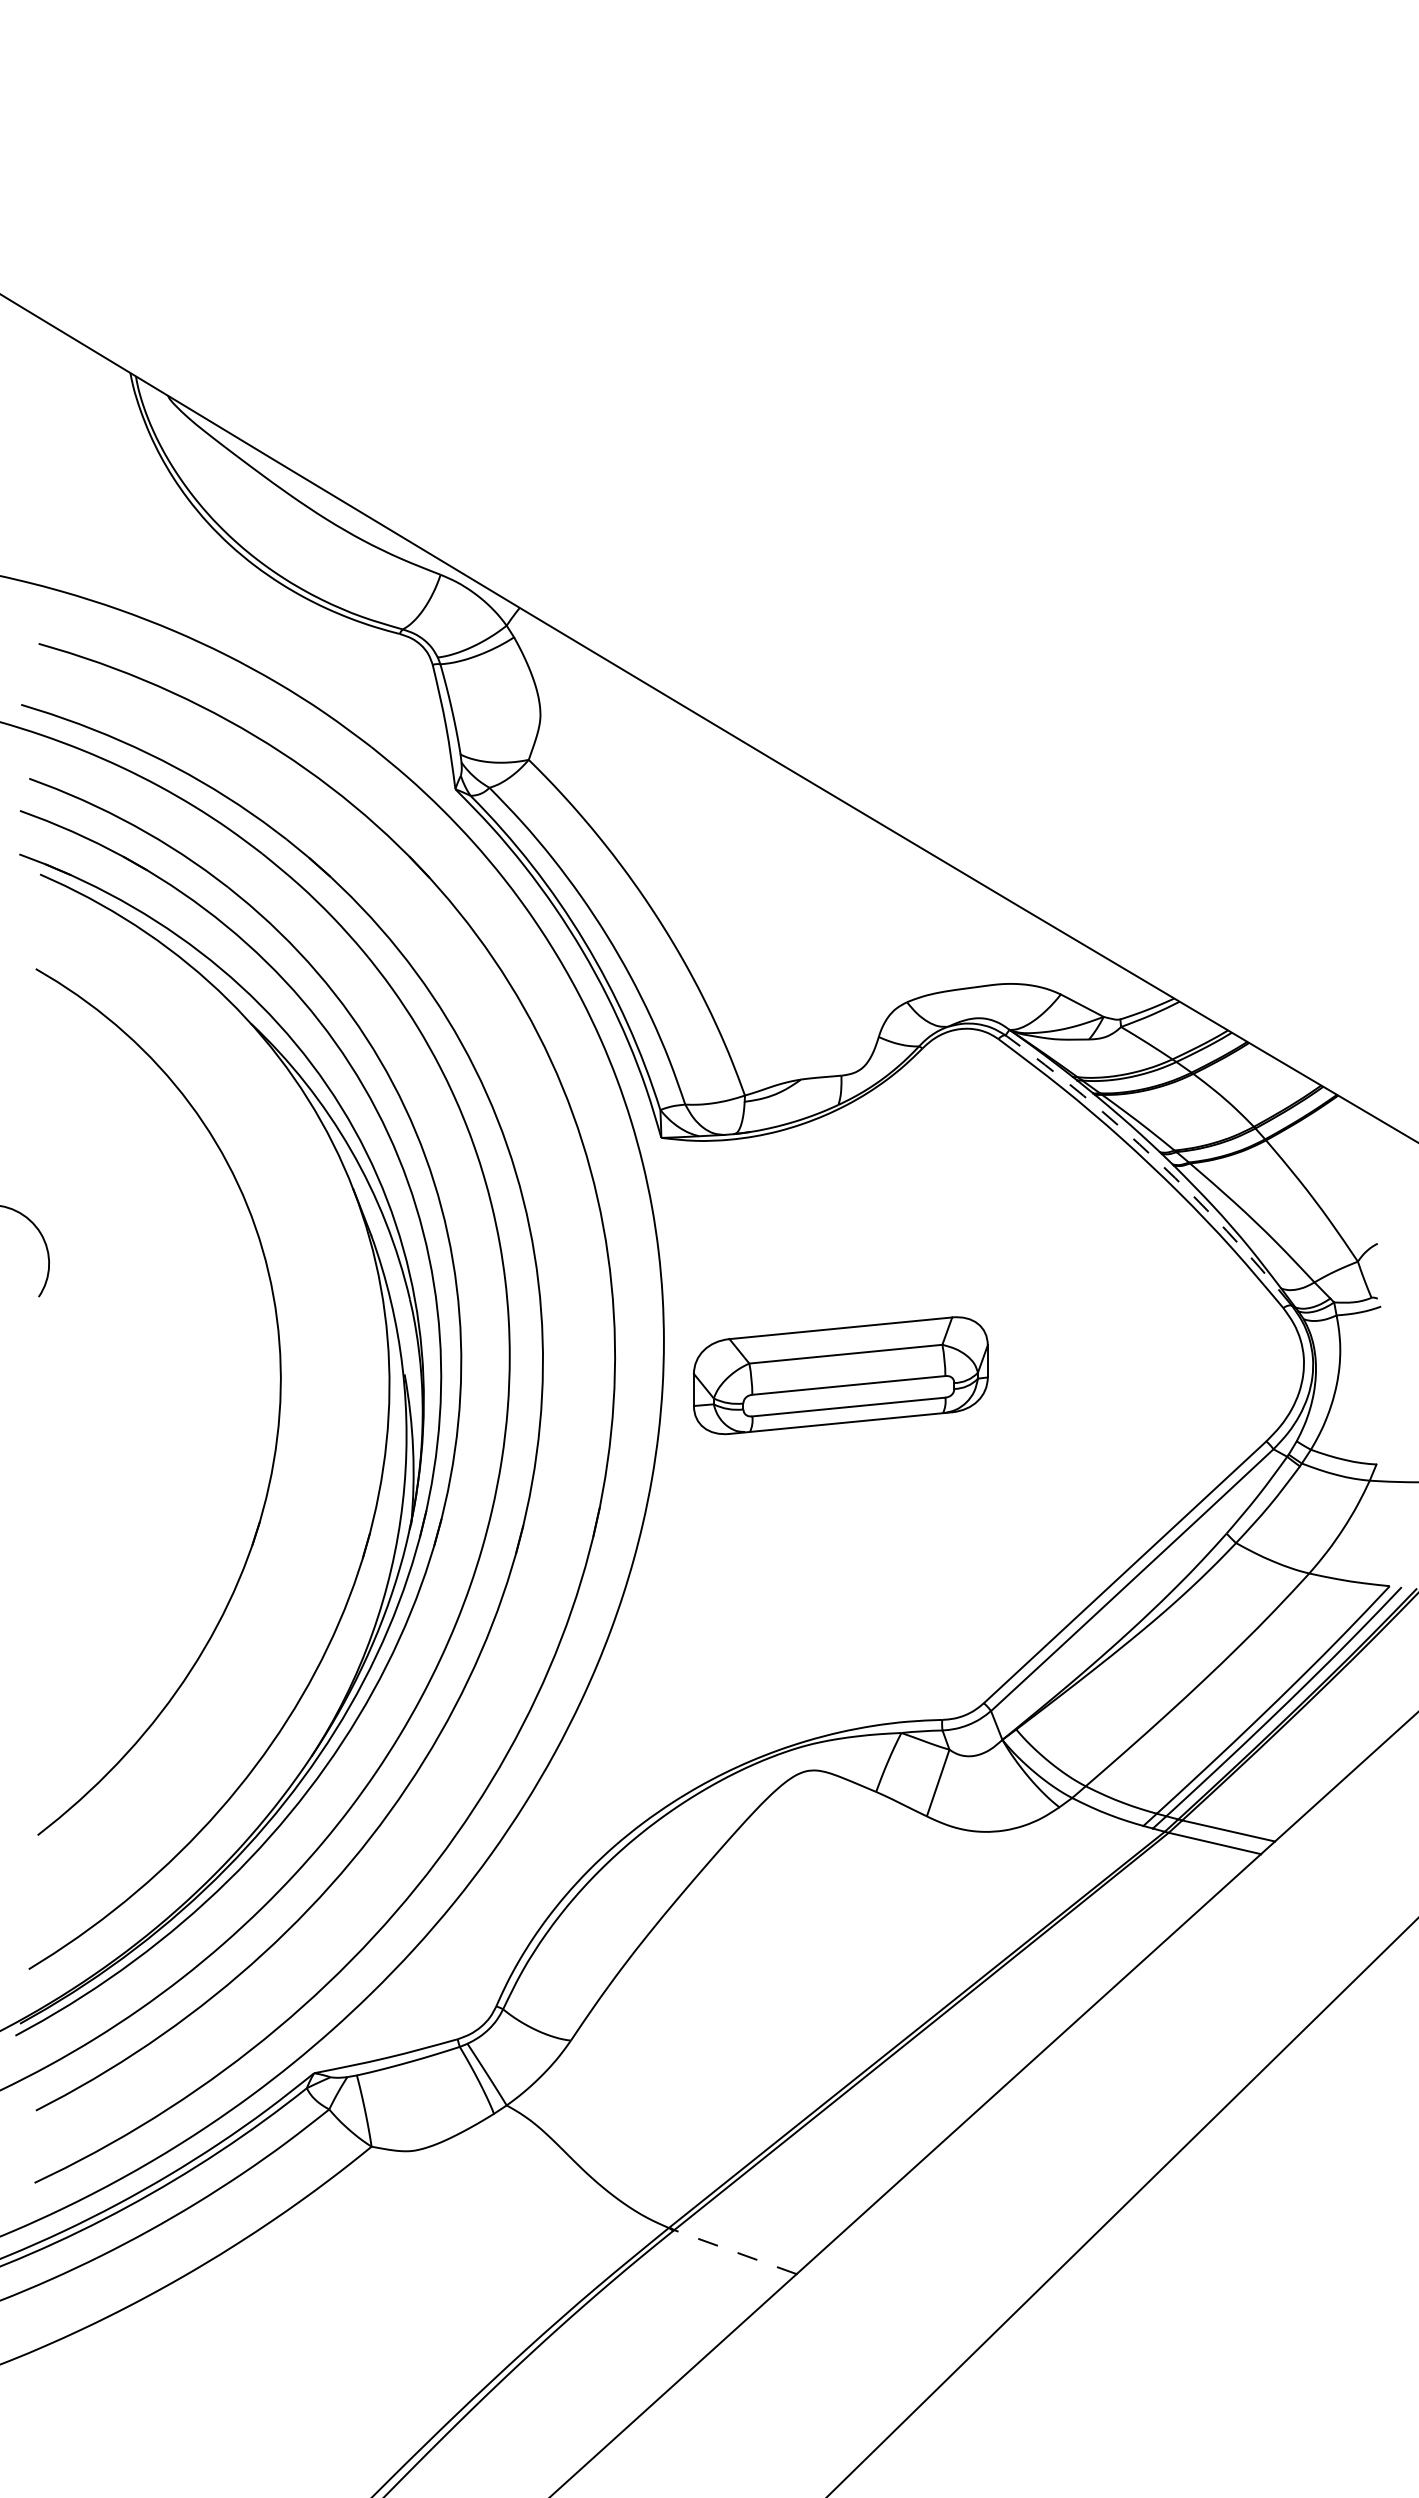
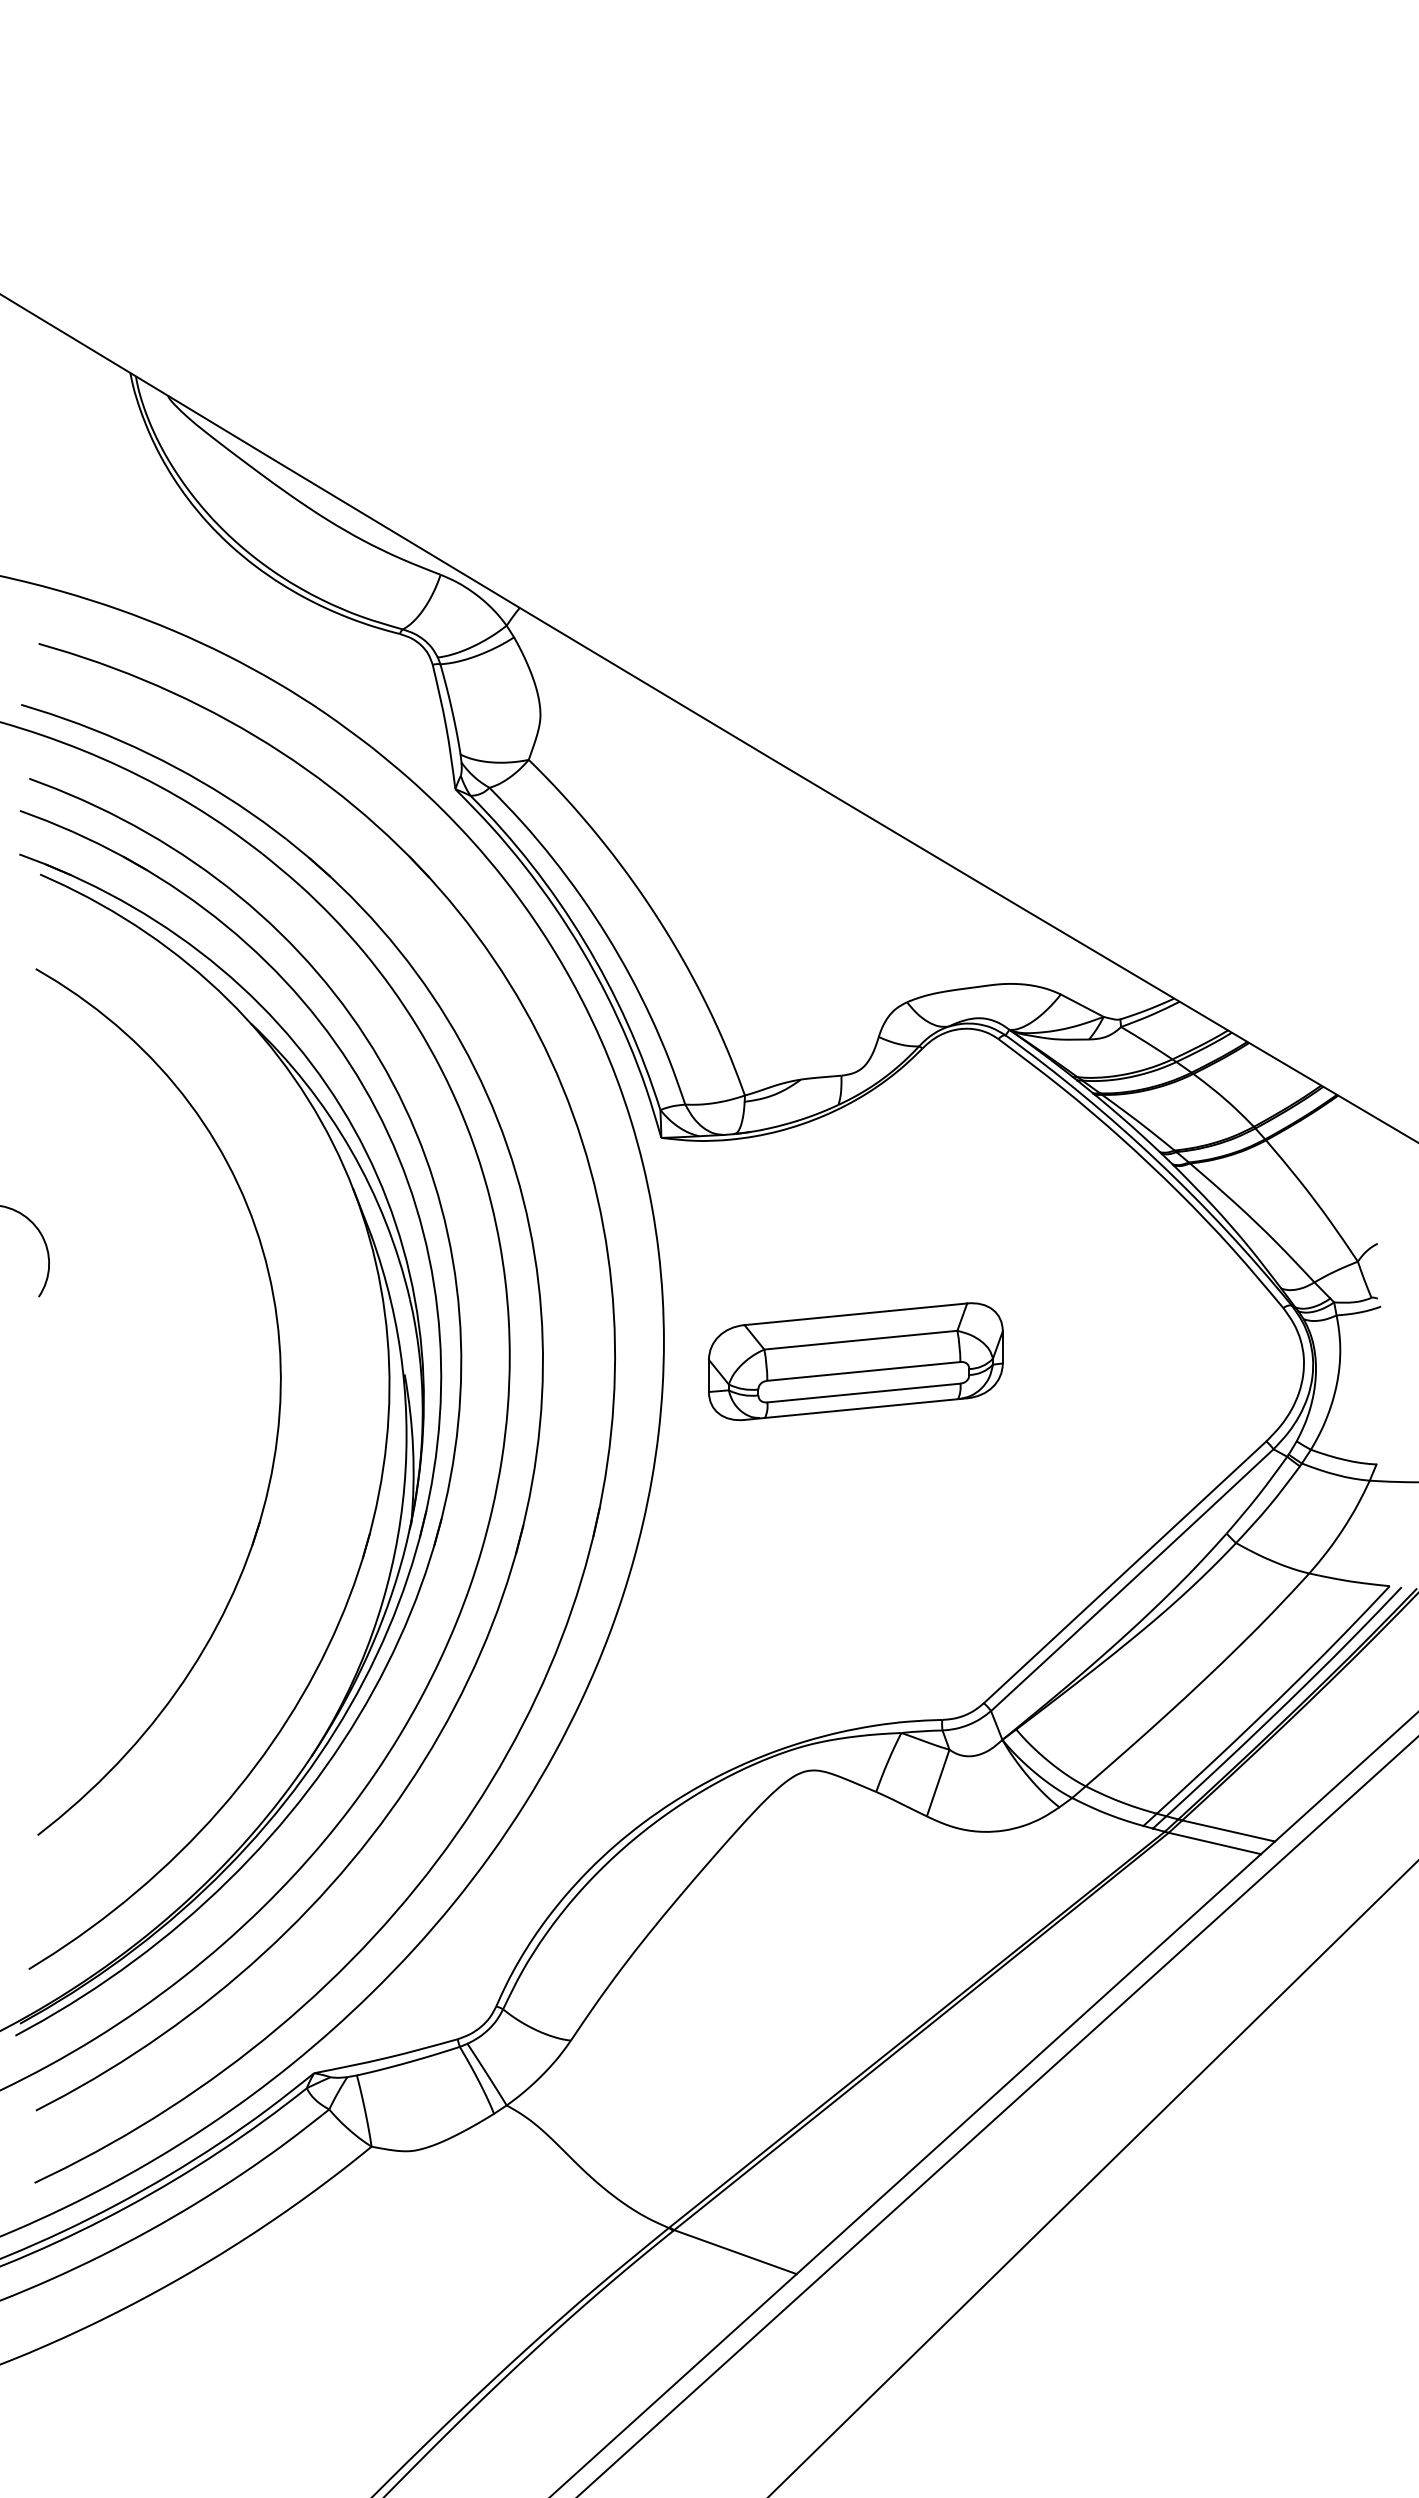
arc: dashed -> solid (1157, 1161)
part position: (840, 1375) -> (855, 1361) (855, 1361)
line: none -> present (997, 2116)
line position: (1122, 2207) -> (1093, 2178) (1093, 2178)
line: dashed -> solid (734, 2251)
